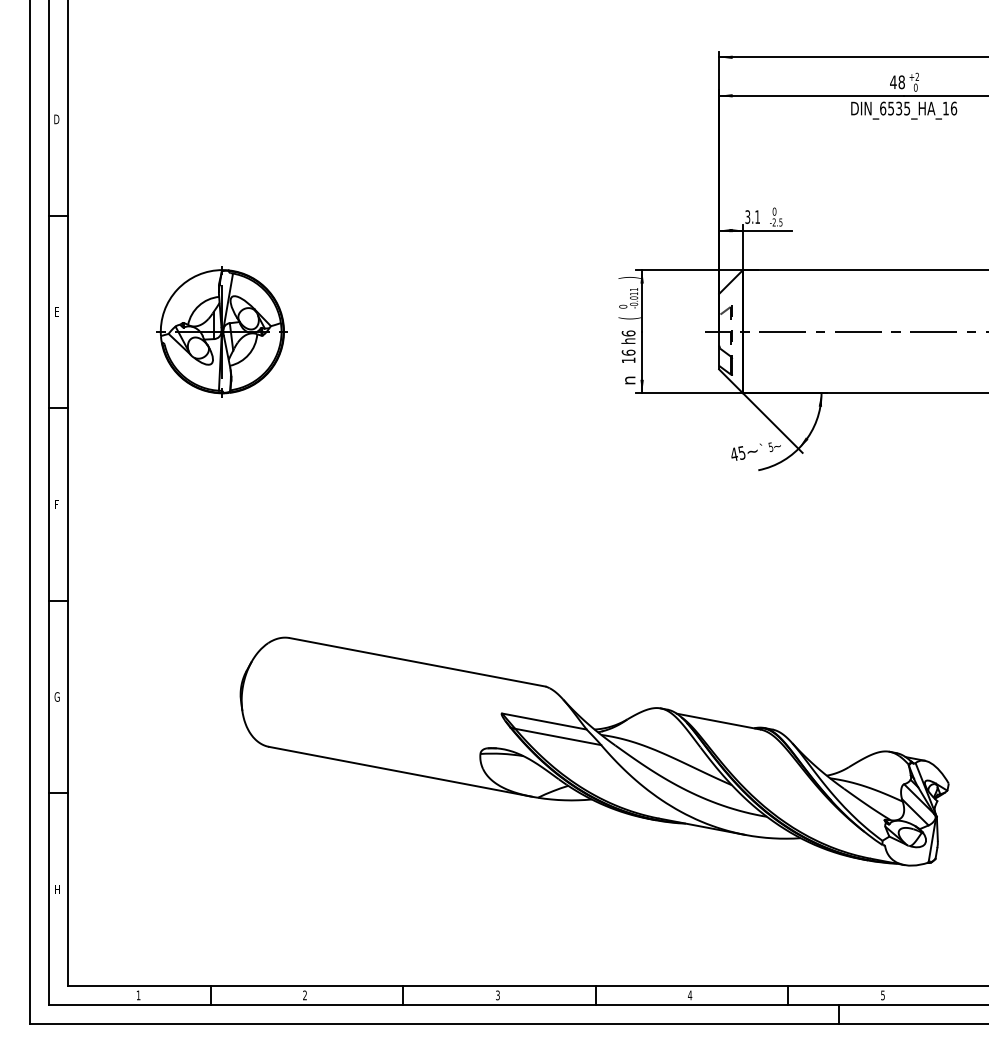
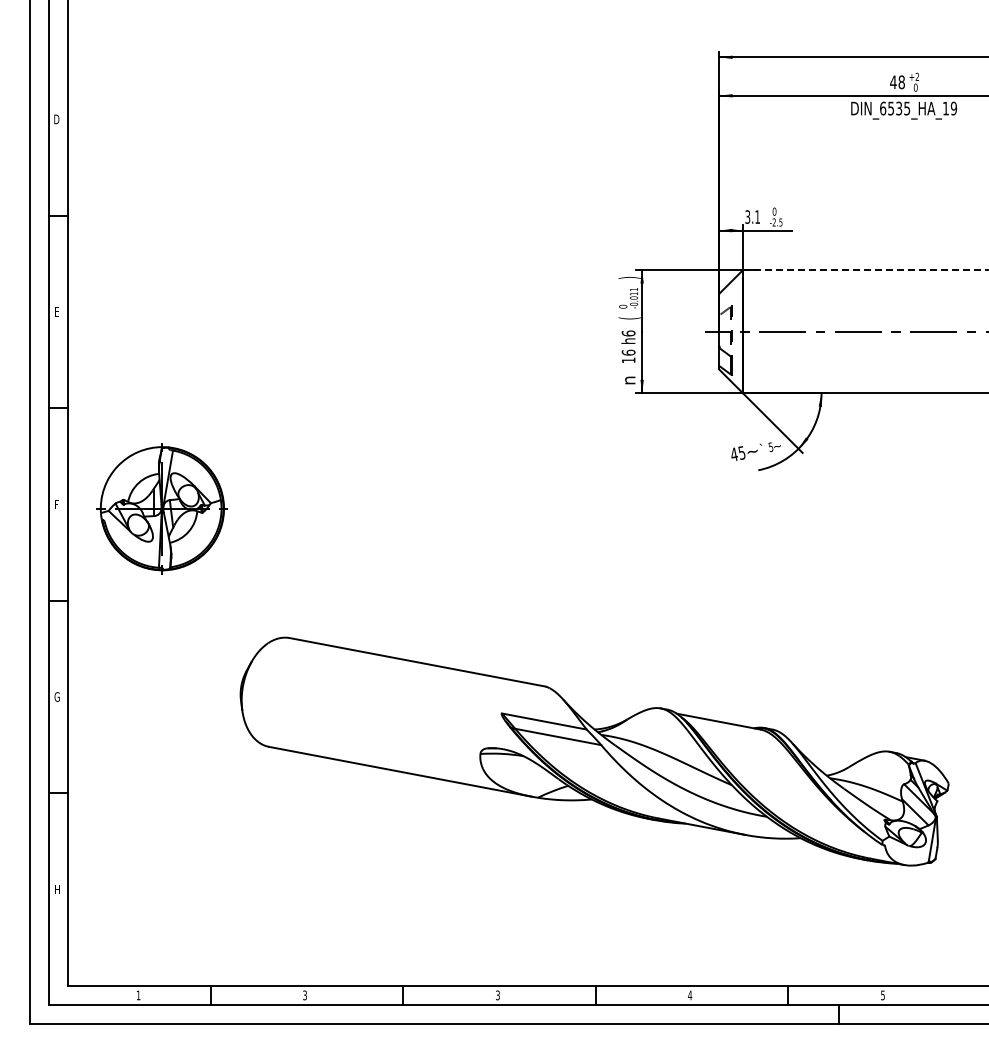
text: DIN_6535_HA_16 -> DIN_6535_HA_19 (953, 108)
line: solid -> dashed (865, 270)
part position: (221, 331) -> (161, 508) (161, 508)
text: 2 -> 3 (304, 995)
